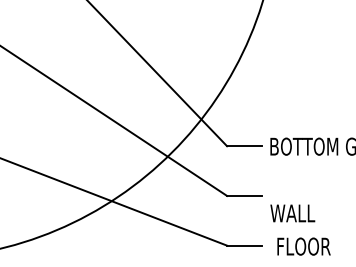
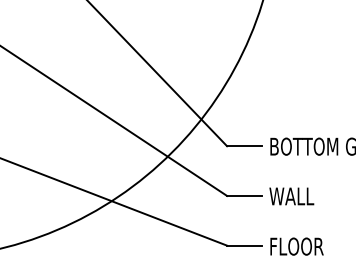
text position: (292, 213) -> (291, 196) (291, 196)
text position: (303, 246) -> (296, 246) (296, 246)
